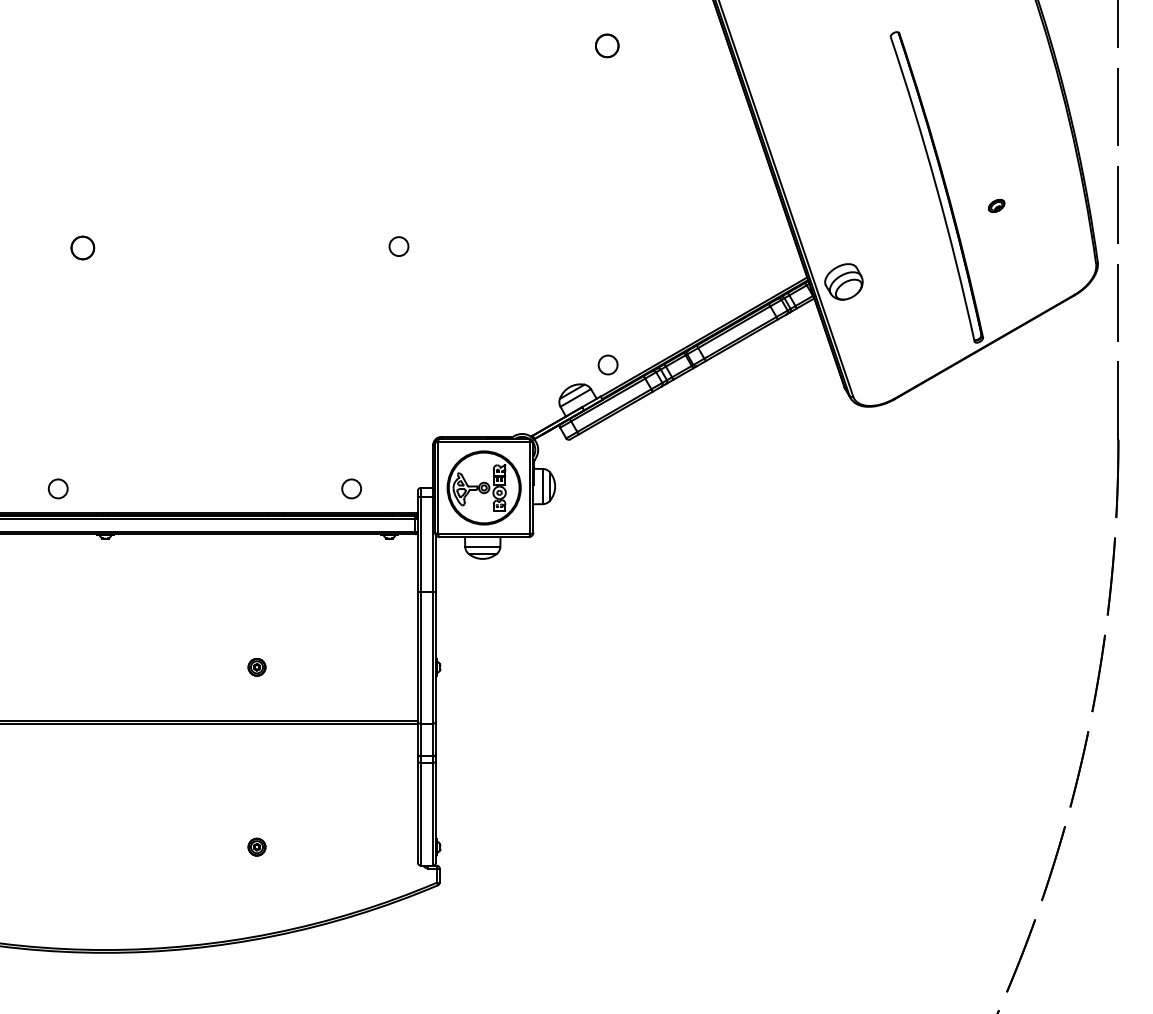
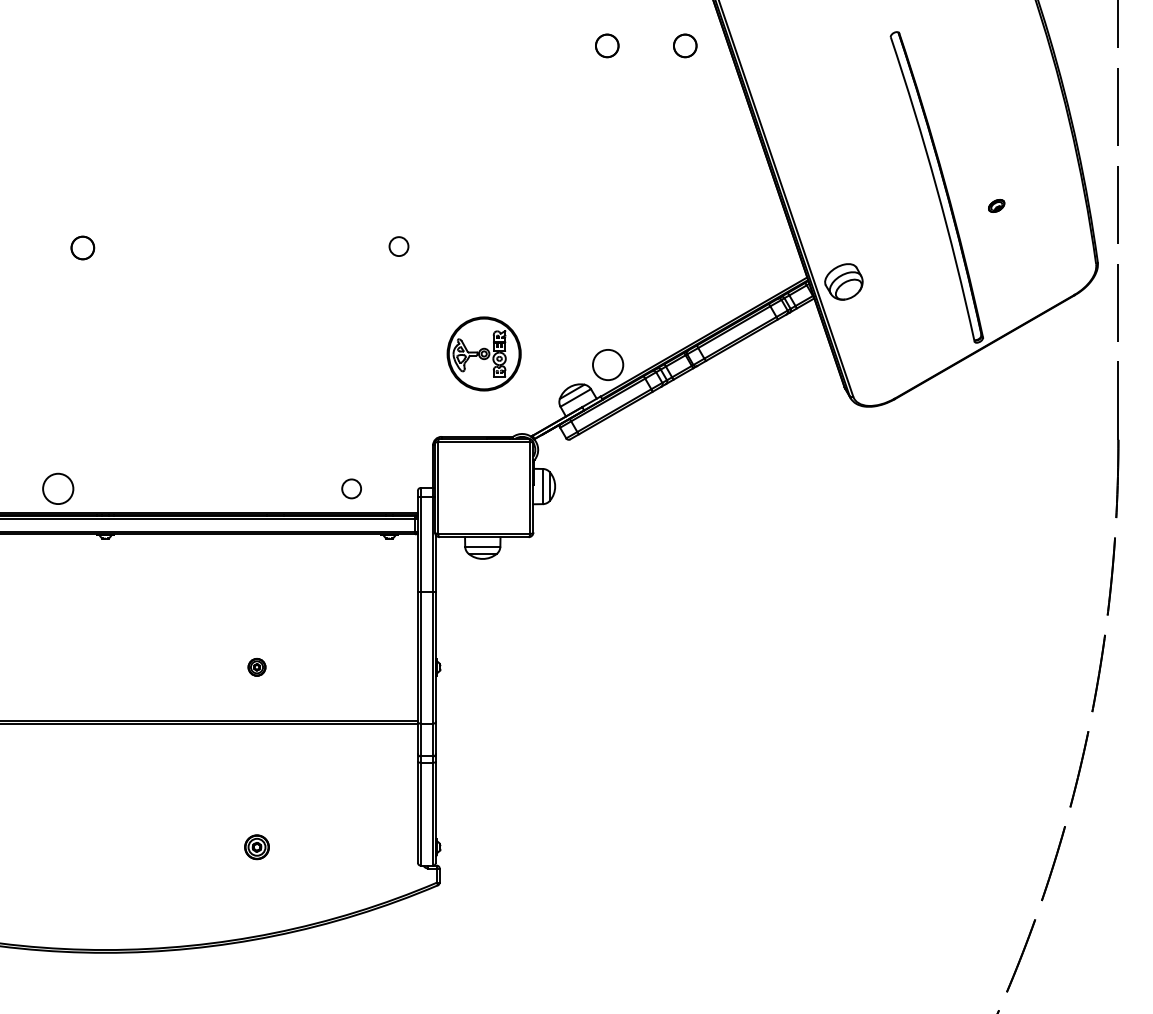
part: none -> present (685, 45)
circle diameter: 19 px -> 30 px (607, 364)
part position: (483, 487) -> (483, 353) (483, 353)
circle diameter: 19 px -> 30 px (58, 488)
part size: 20x20 px -> 26x27 px (256, 847)
